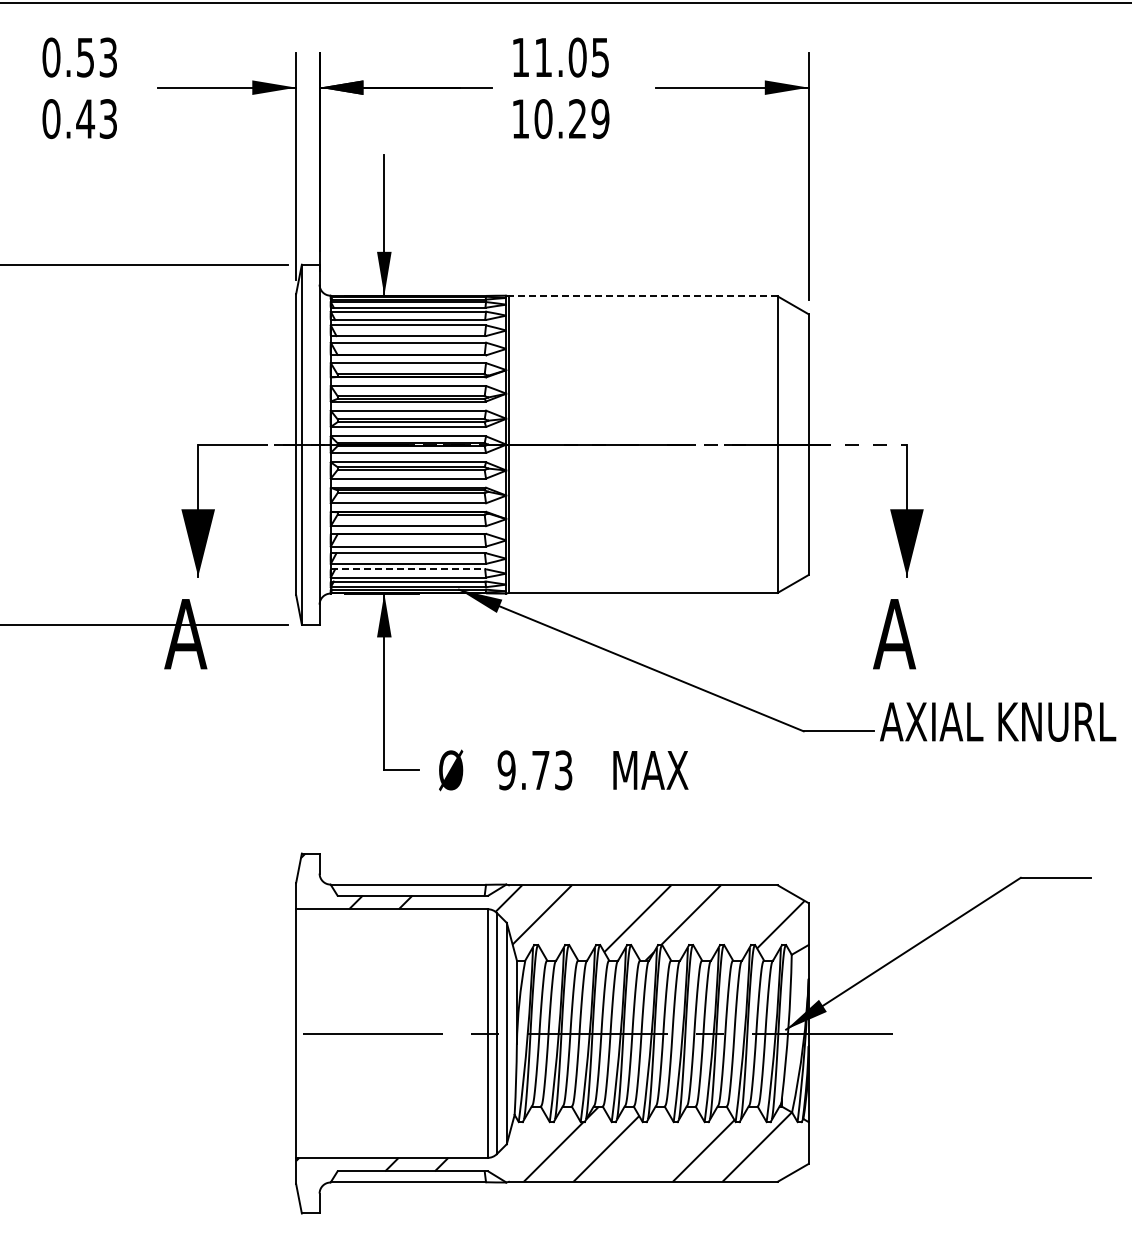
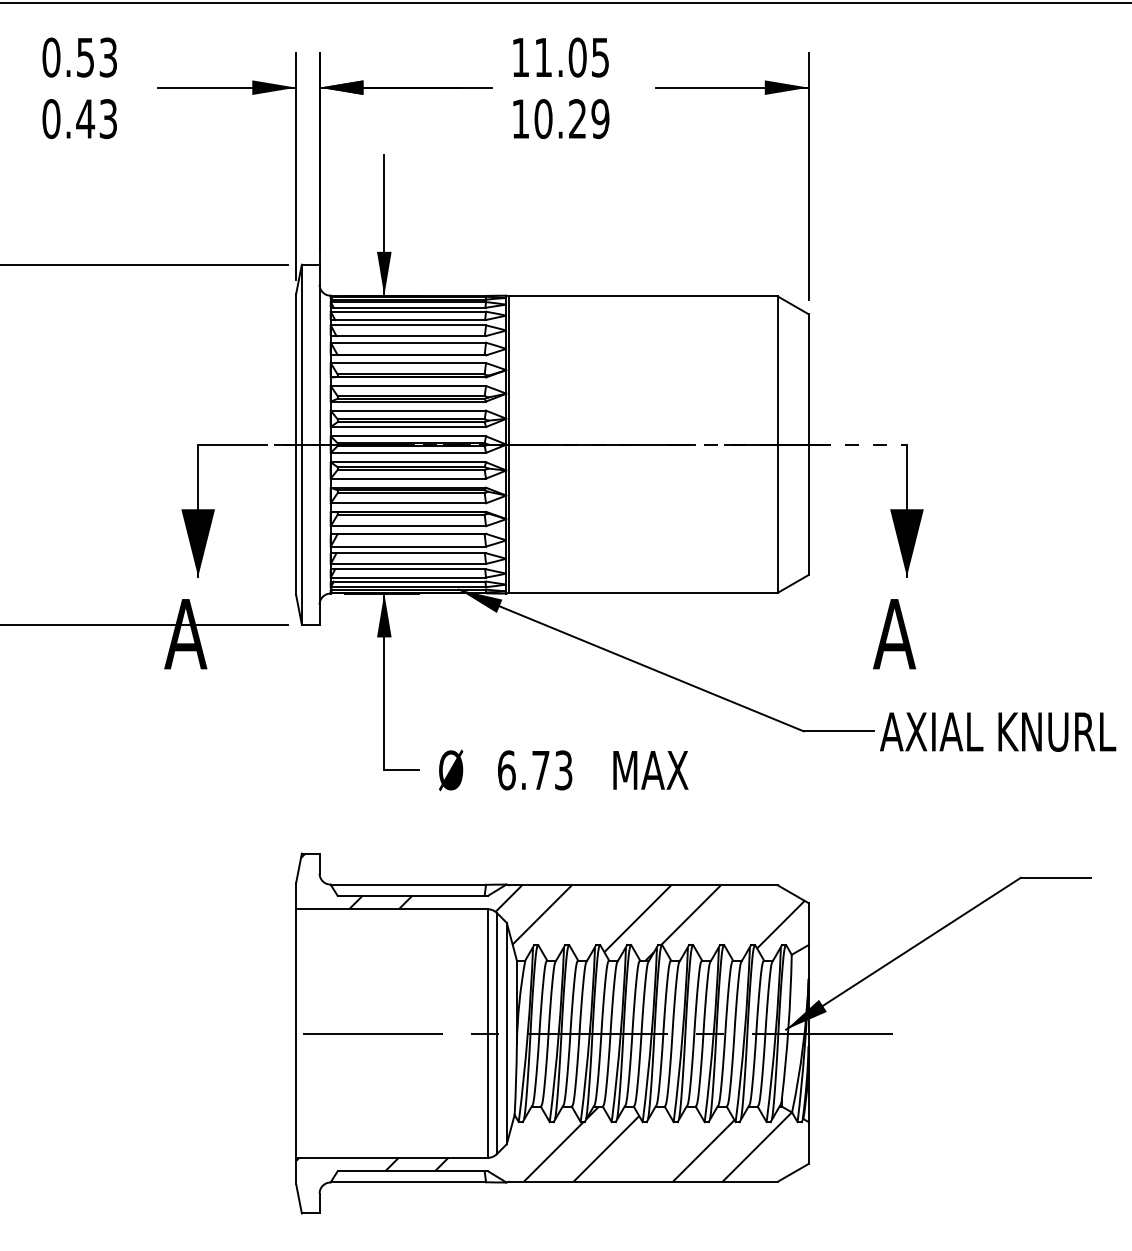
line: dashed -> solid (642, 296)
line: dashed -> solid (408, 569)
text position: (998, 721) -> (998, 731) (998, 731)
text: 9.73 -> 6.73 (506, 770)
